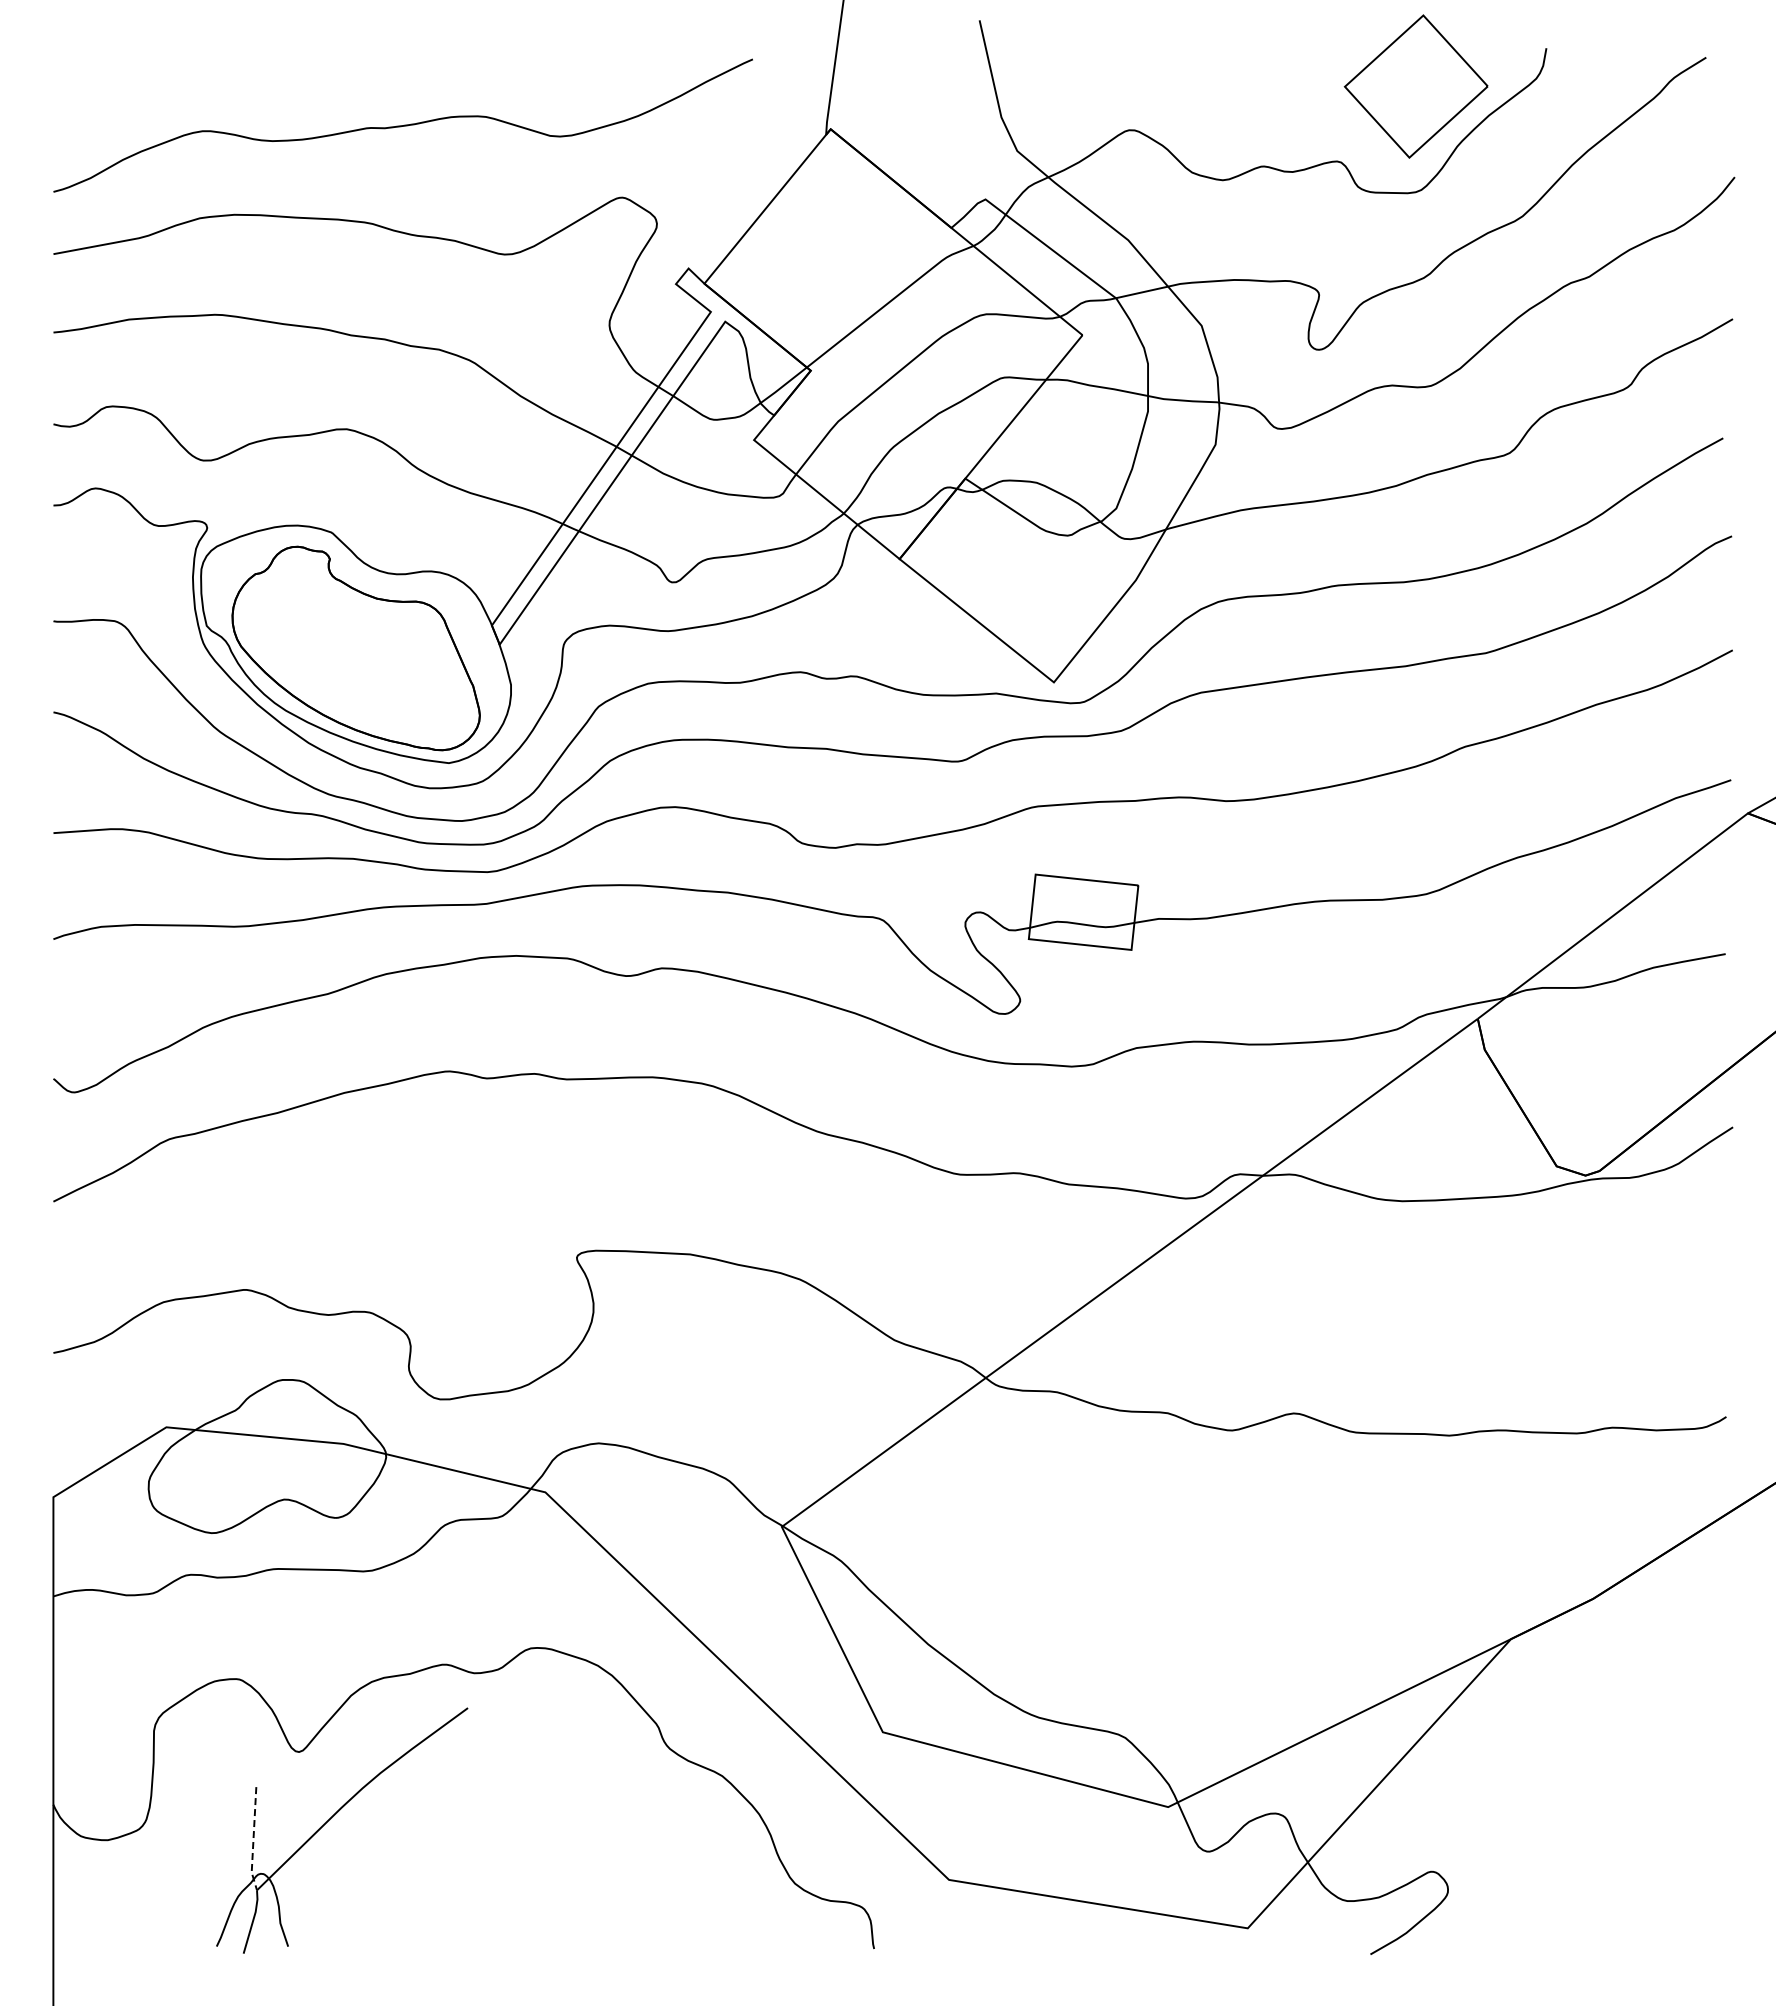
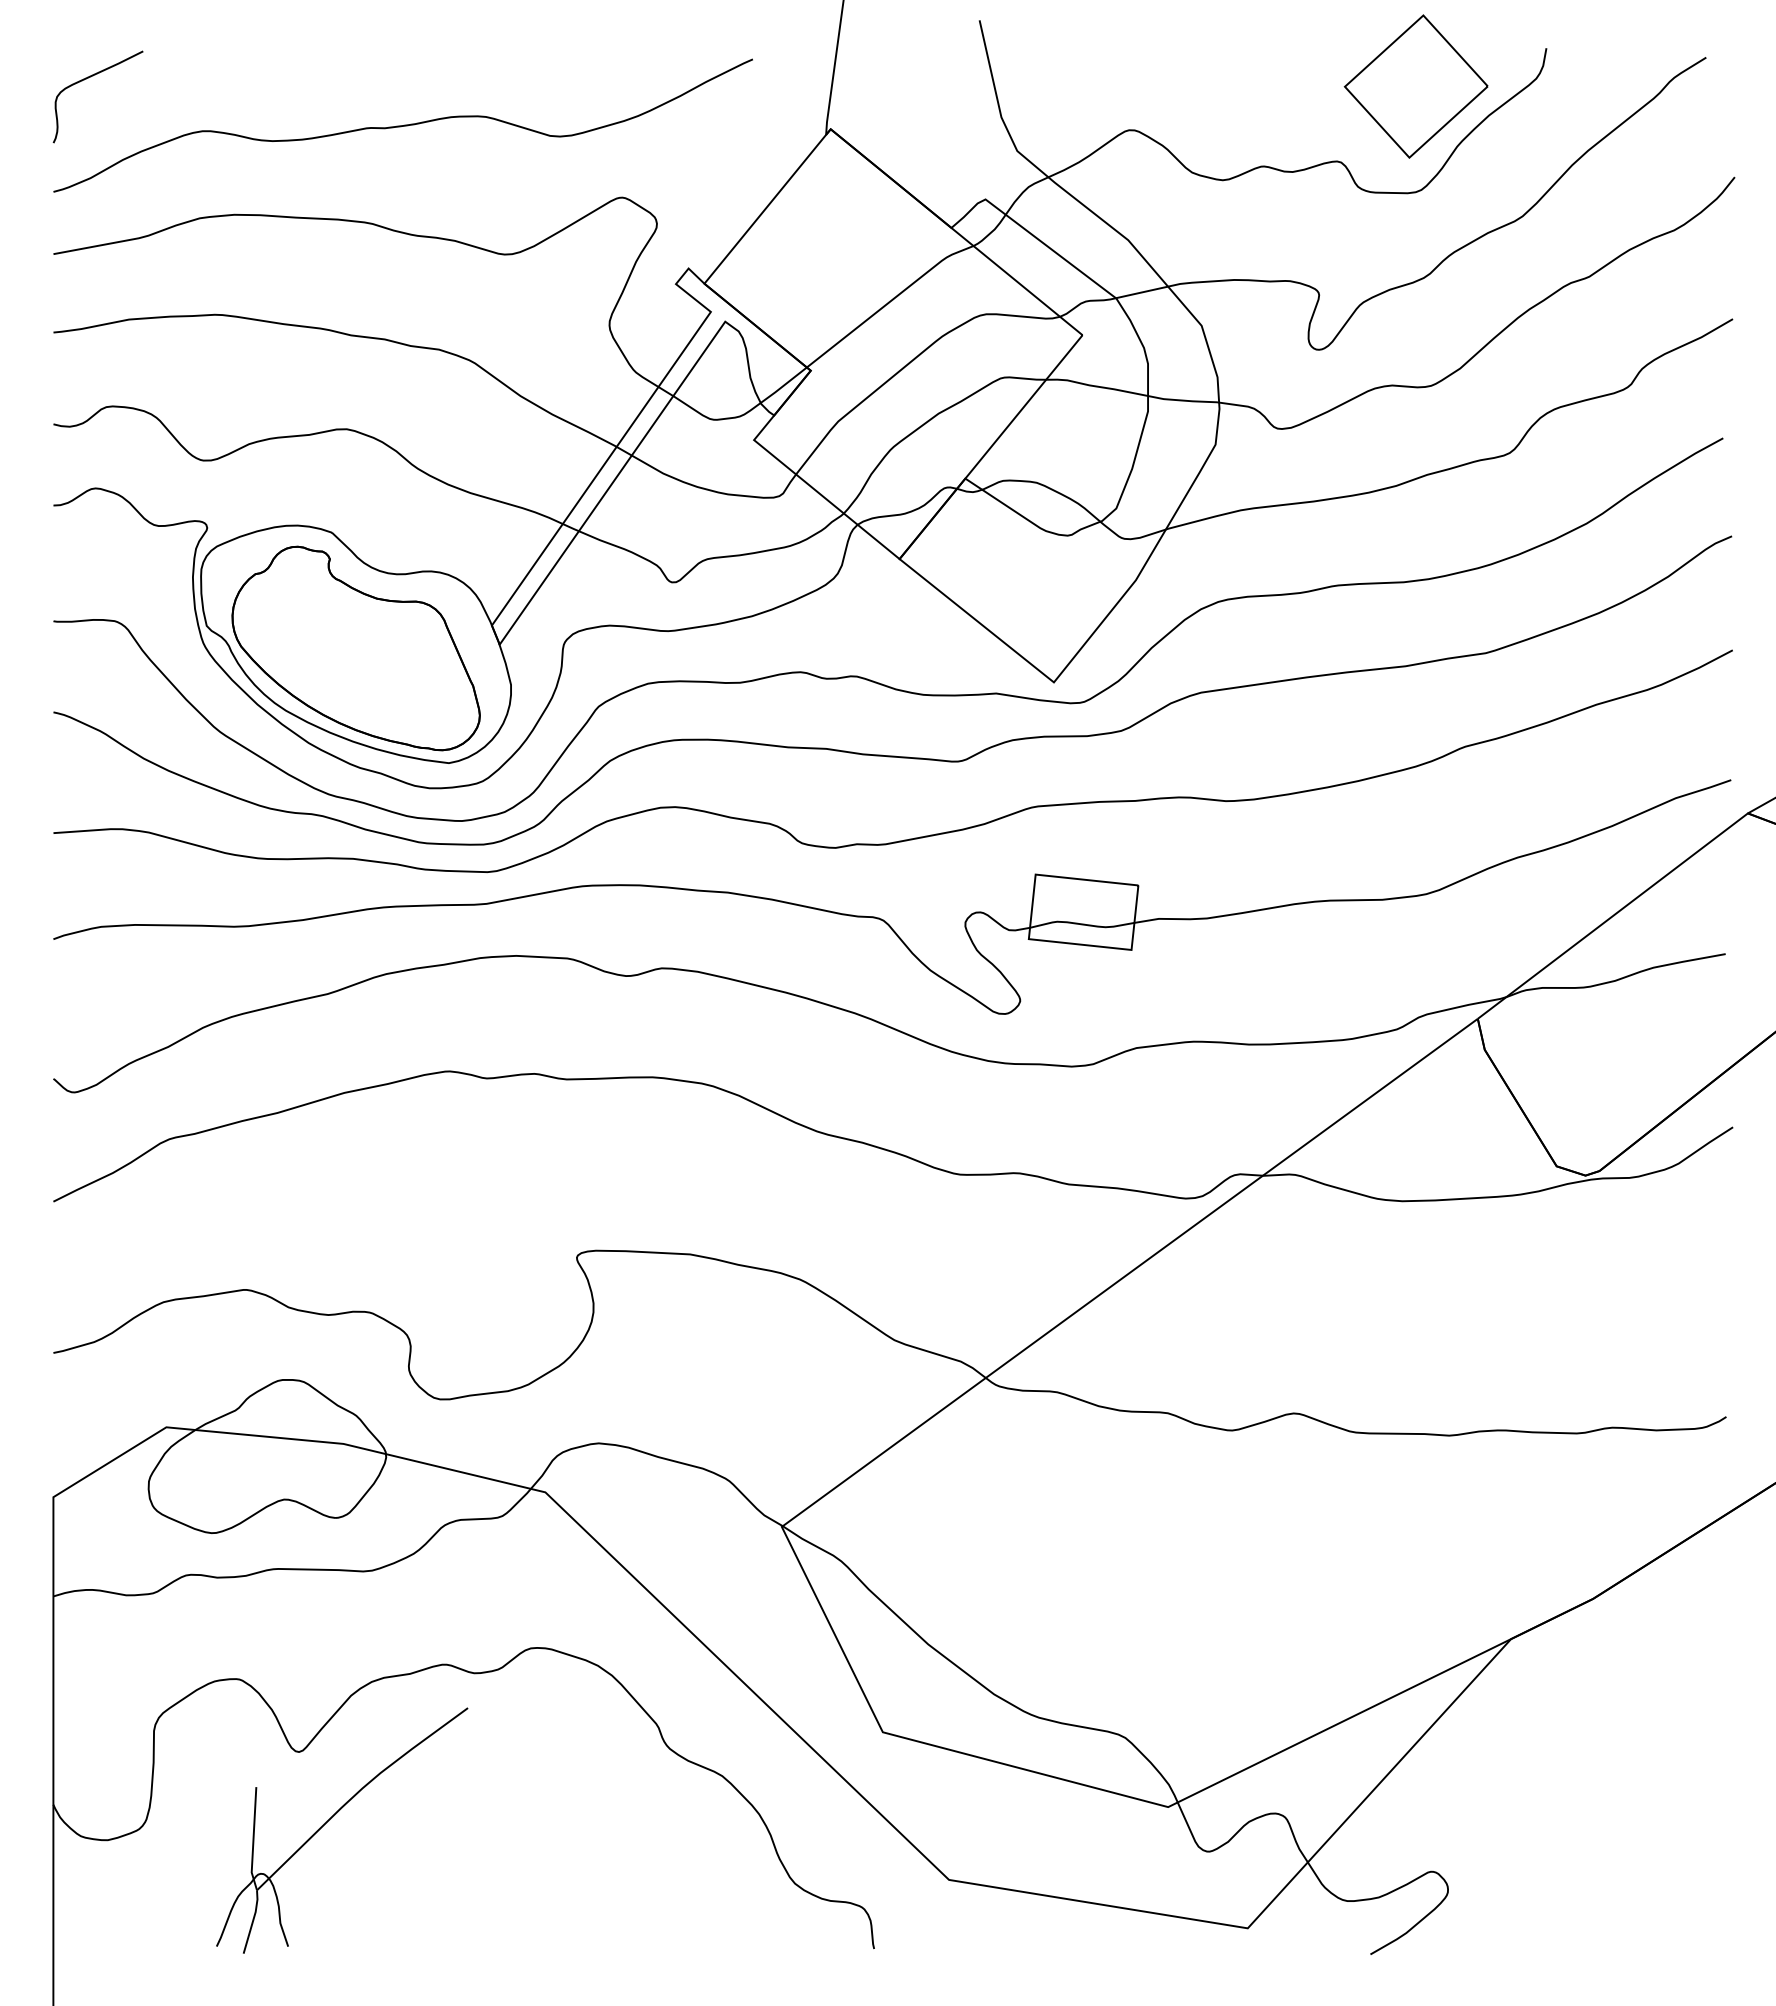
curve: none -> present (88, 78)
line: dashed -> solid (253, 1839)
